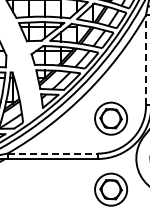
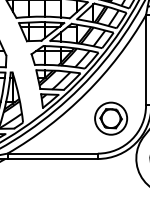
line: dashed -> solid (146, 59)
line: dashed -> solid (53, 153)
part: present -> none (111, 189)
